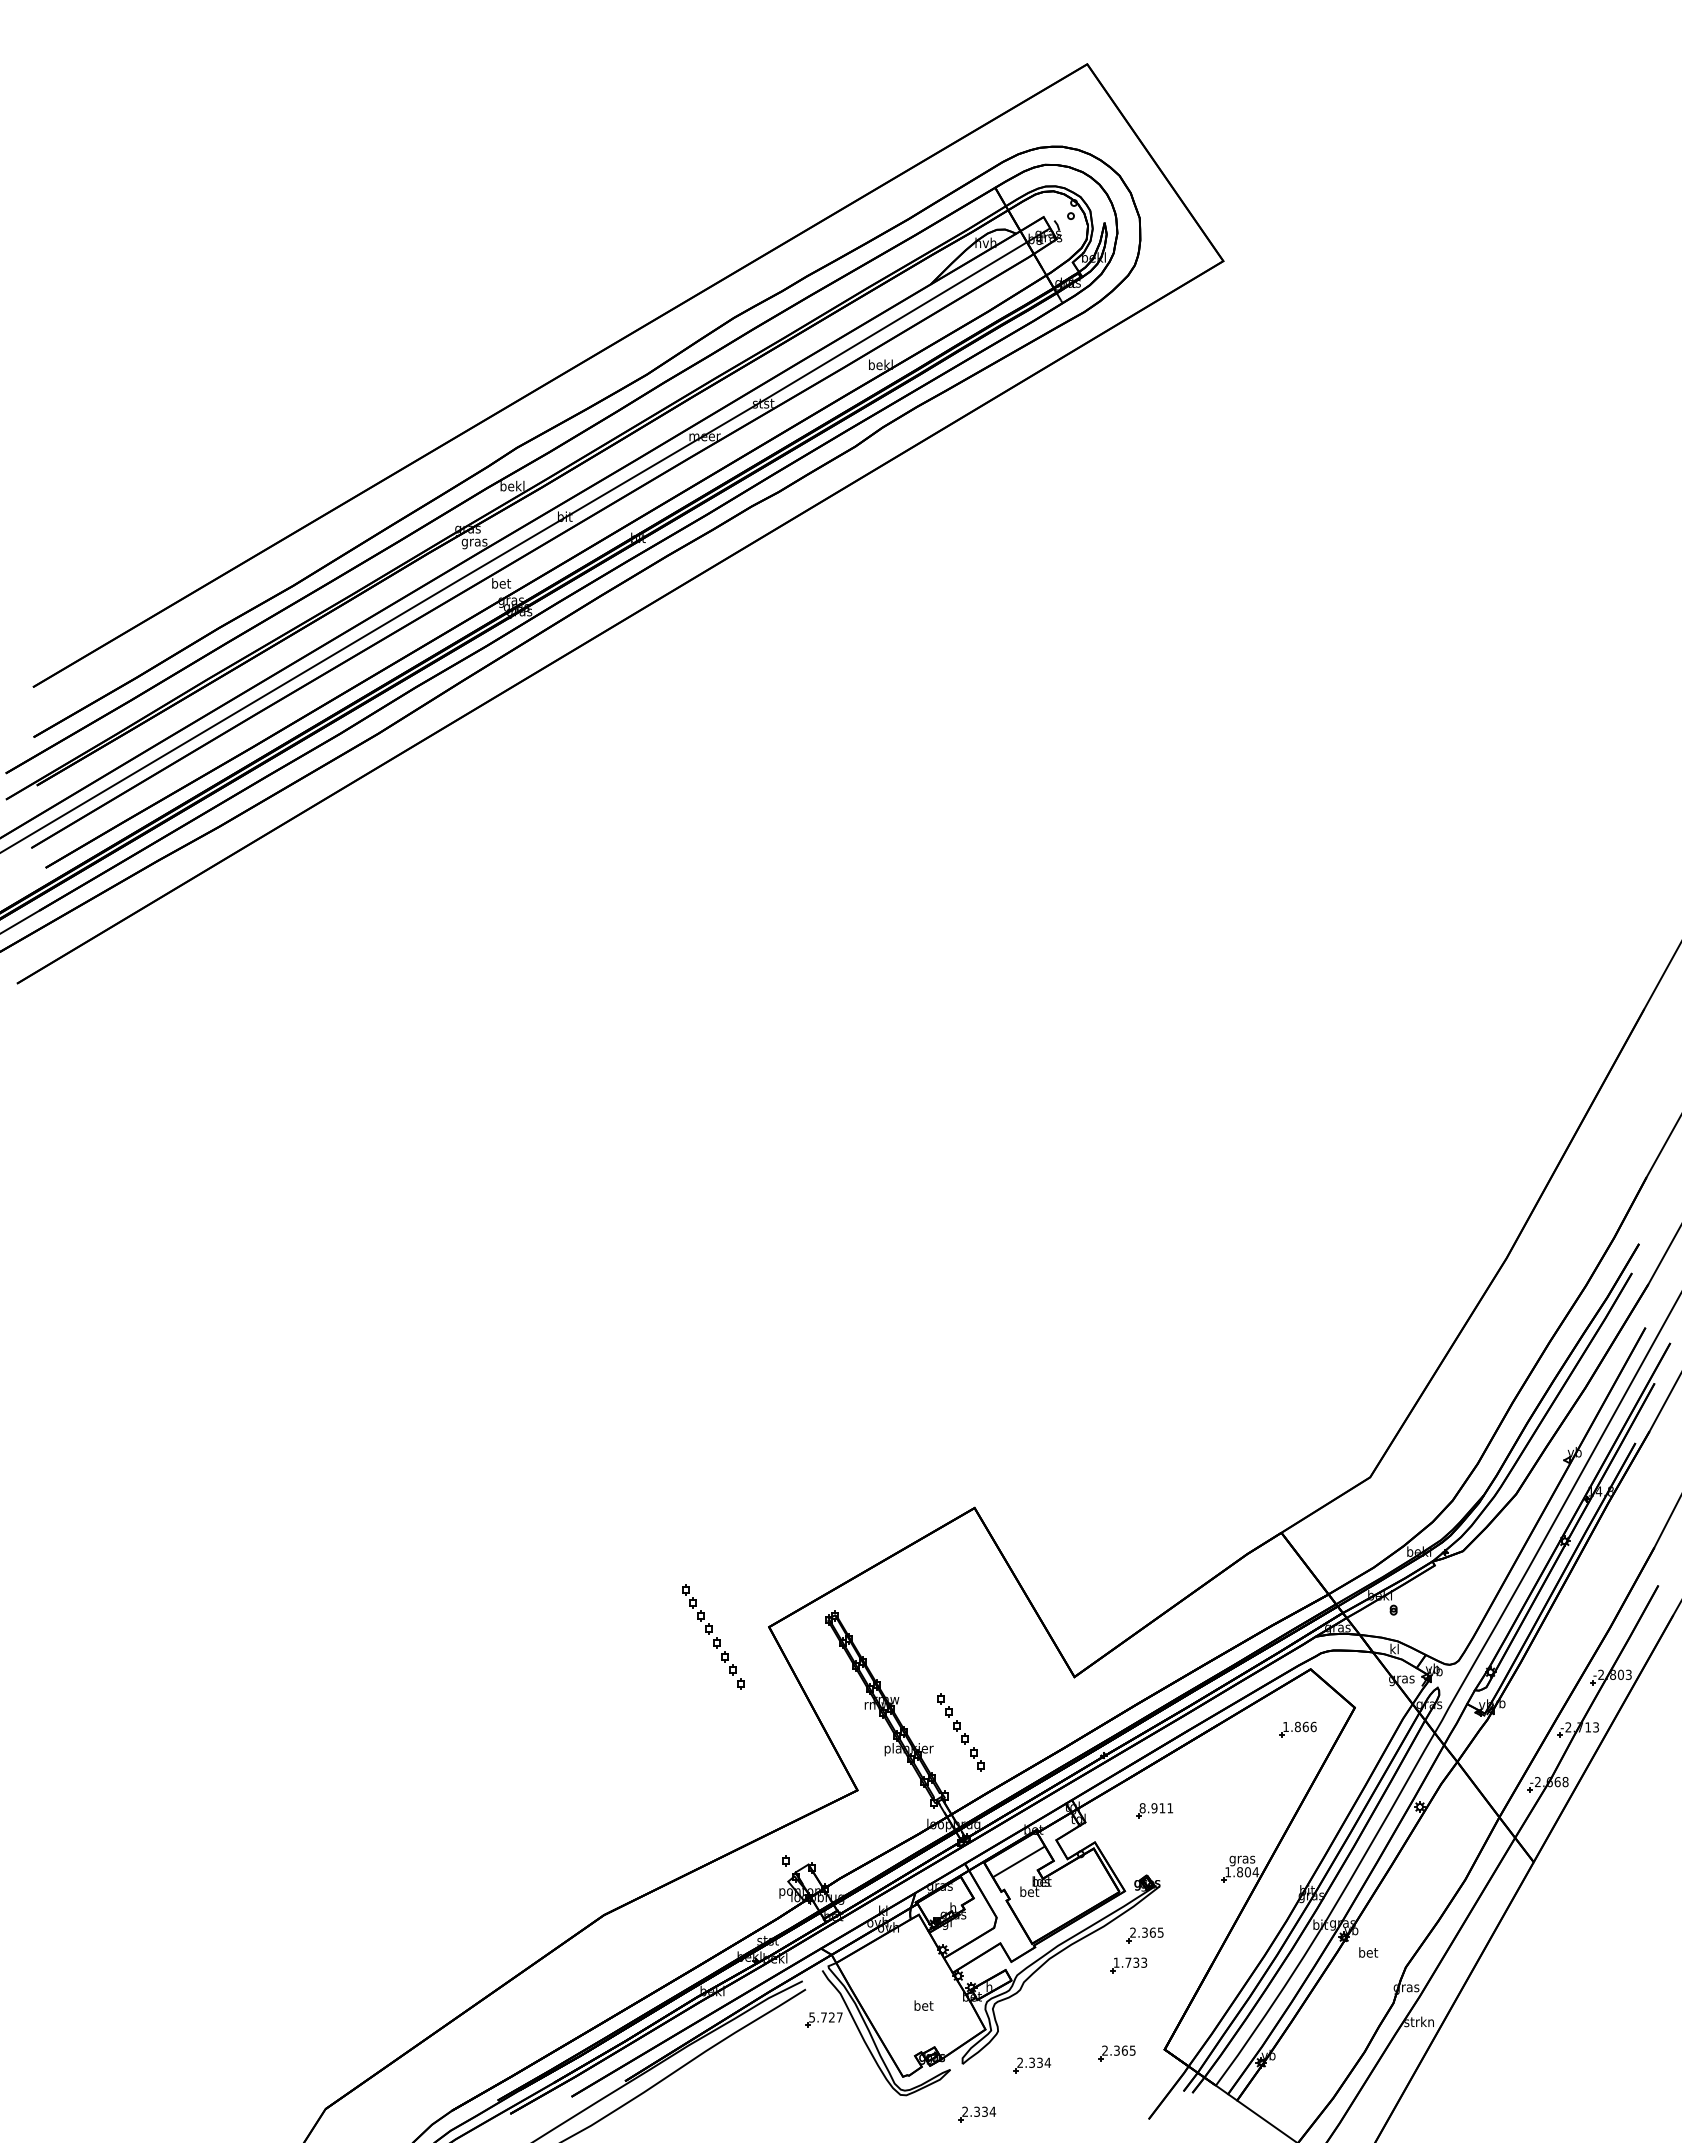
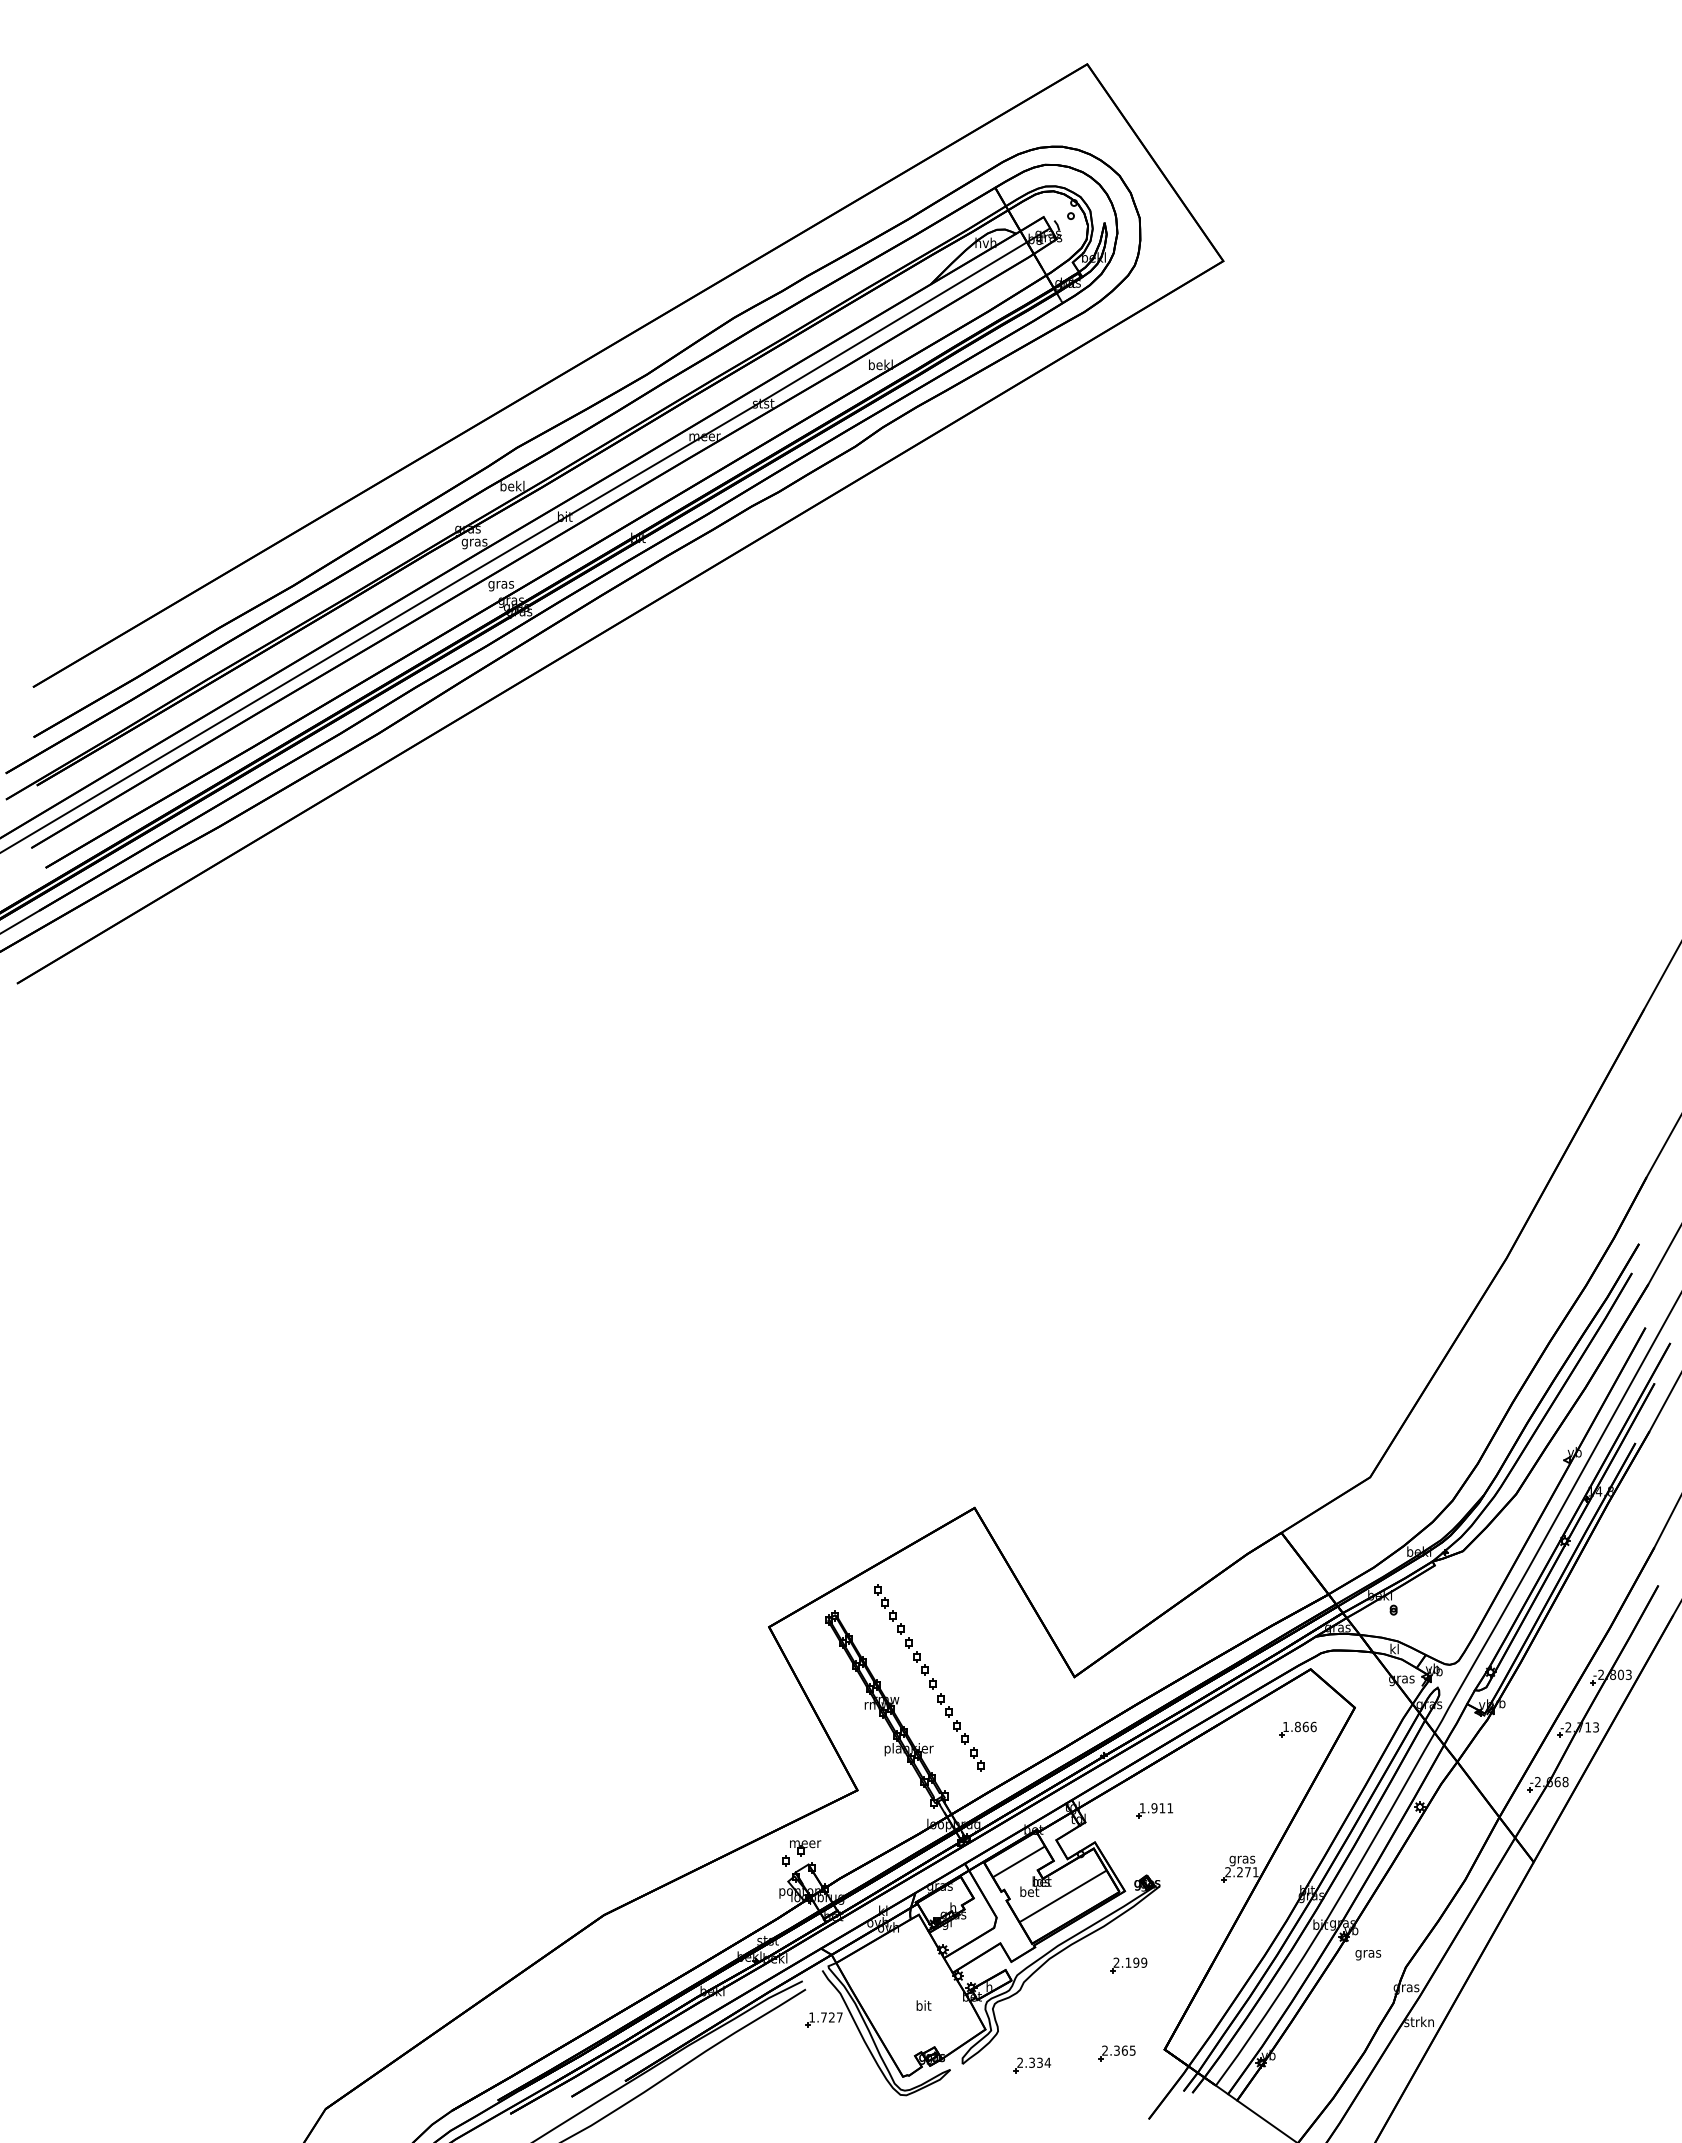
text: bet -> gras (501, 584)
part position: (713, 1636) -> (905, 1636) (905, 1636)
text: 8.911 -> 1.911 (1142, 1808)
part: none -> present (805, 1848)
text: 1.804 -> 2.271 (1242, 1872)
line: none -> present (1062, 1896)
part: present -> none (1144, 1935)
text: bet -> gras (1368, 1953)
text: 1.733 -> 2.199 (1130, 1962)
text: bet -> bit (923, 2005)
text: 5.727 -> 1.727 (811, 2017)
part: present -> none (976, 2114)
